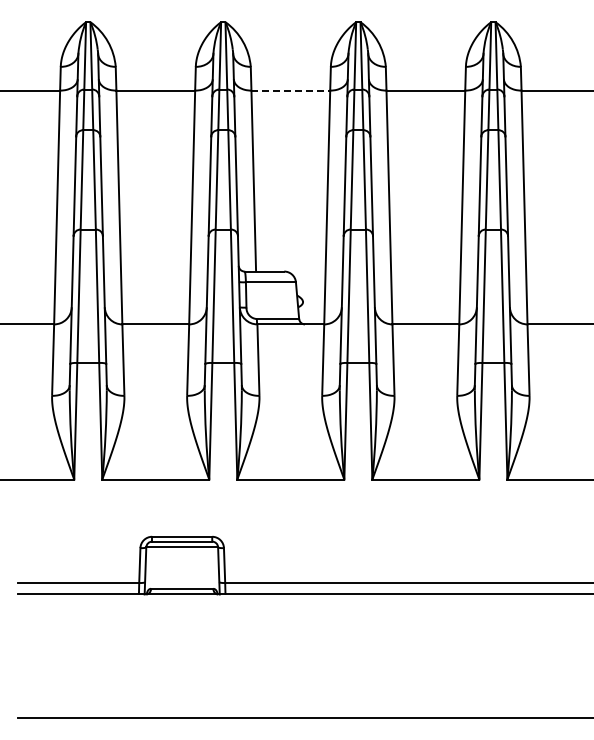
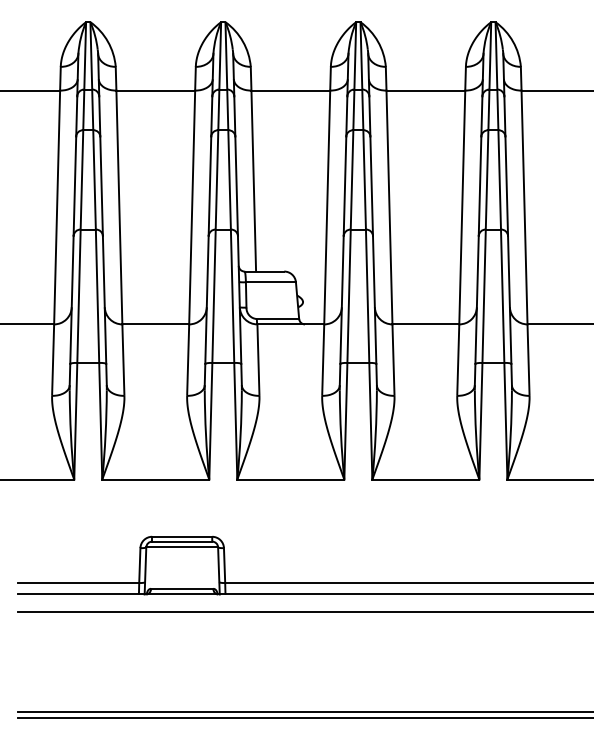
line: dashed -> solid (291, 90)
line: none -> present (303, 611)
line: none -> present (303, 712)
